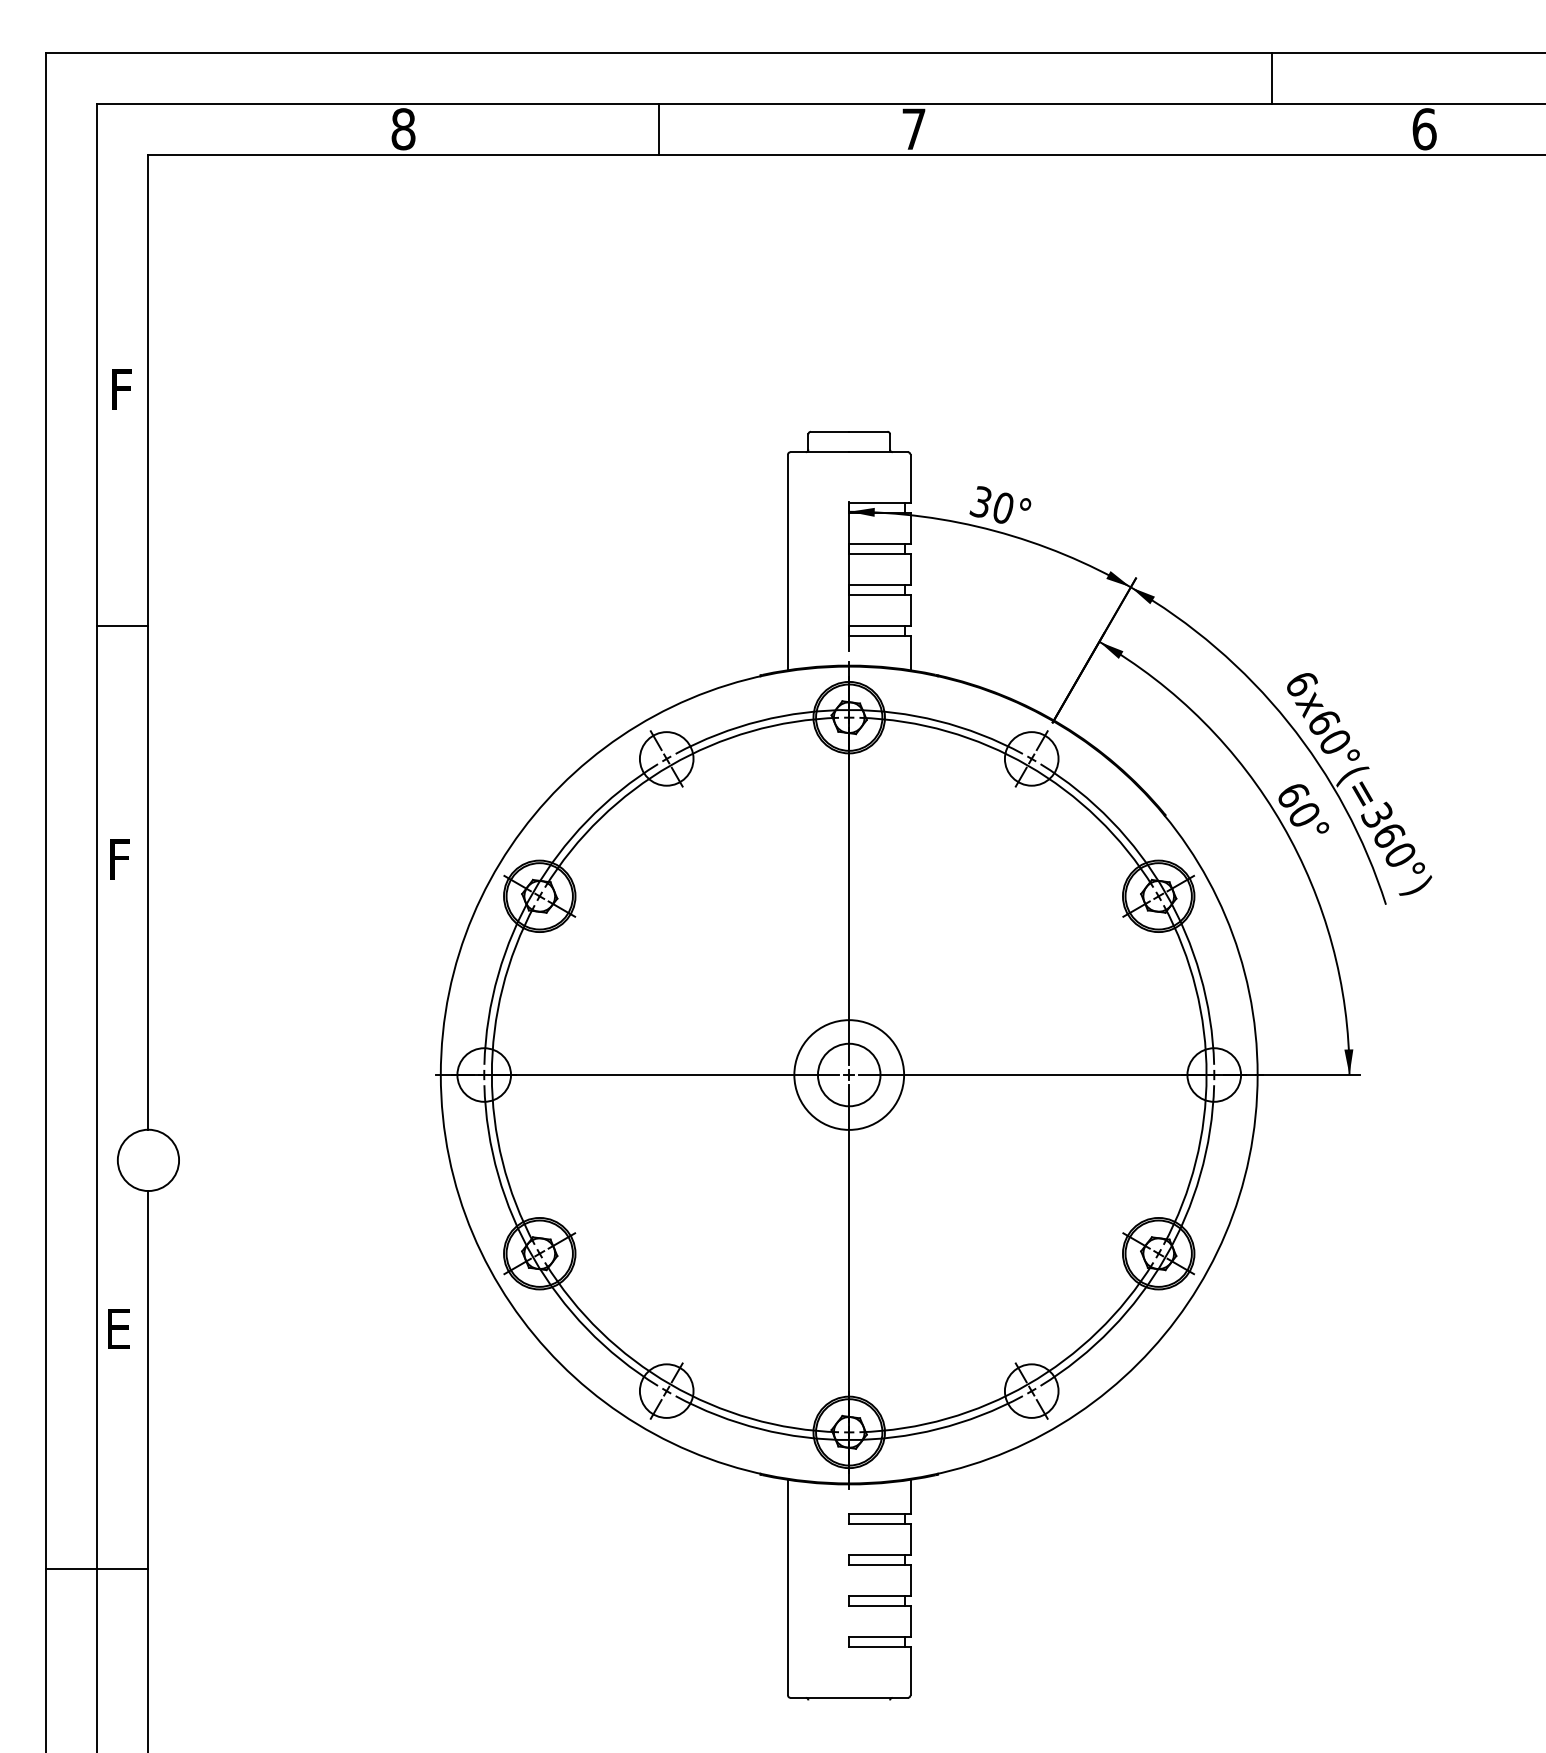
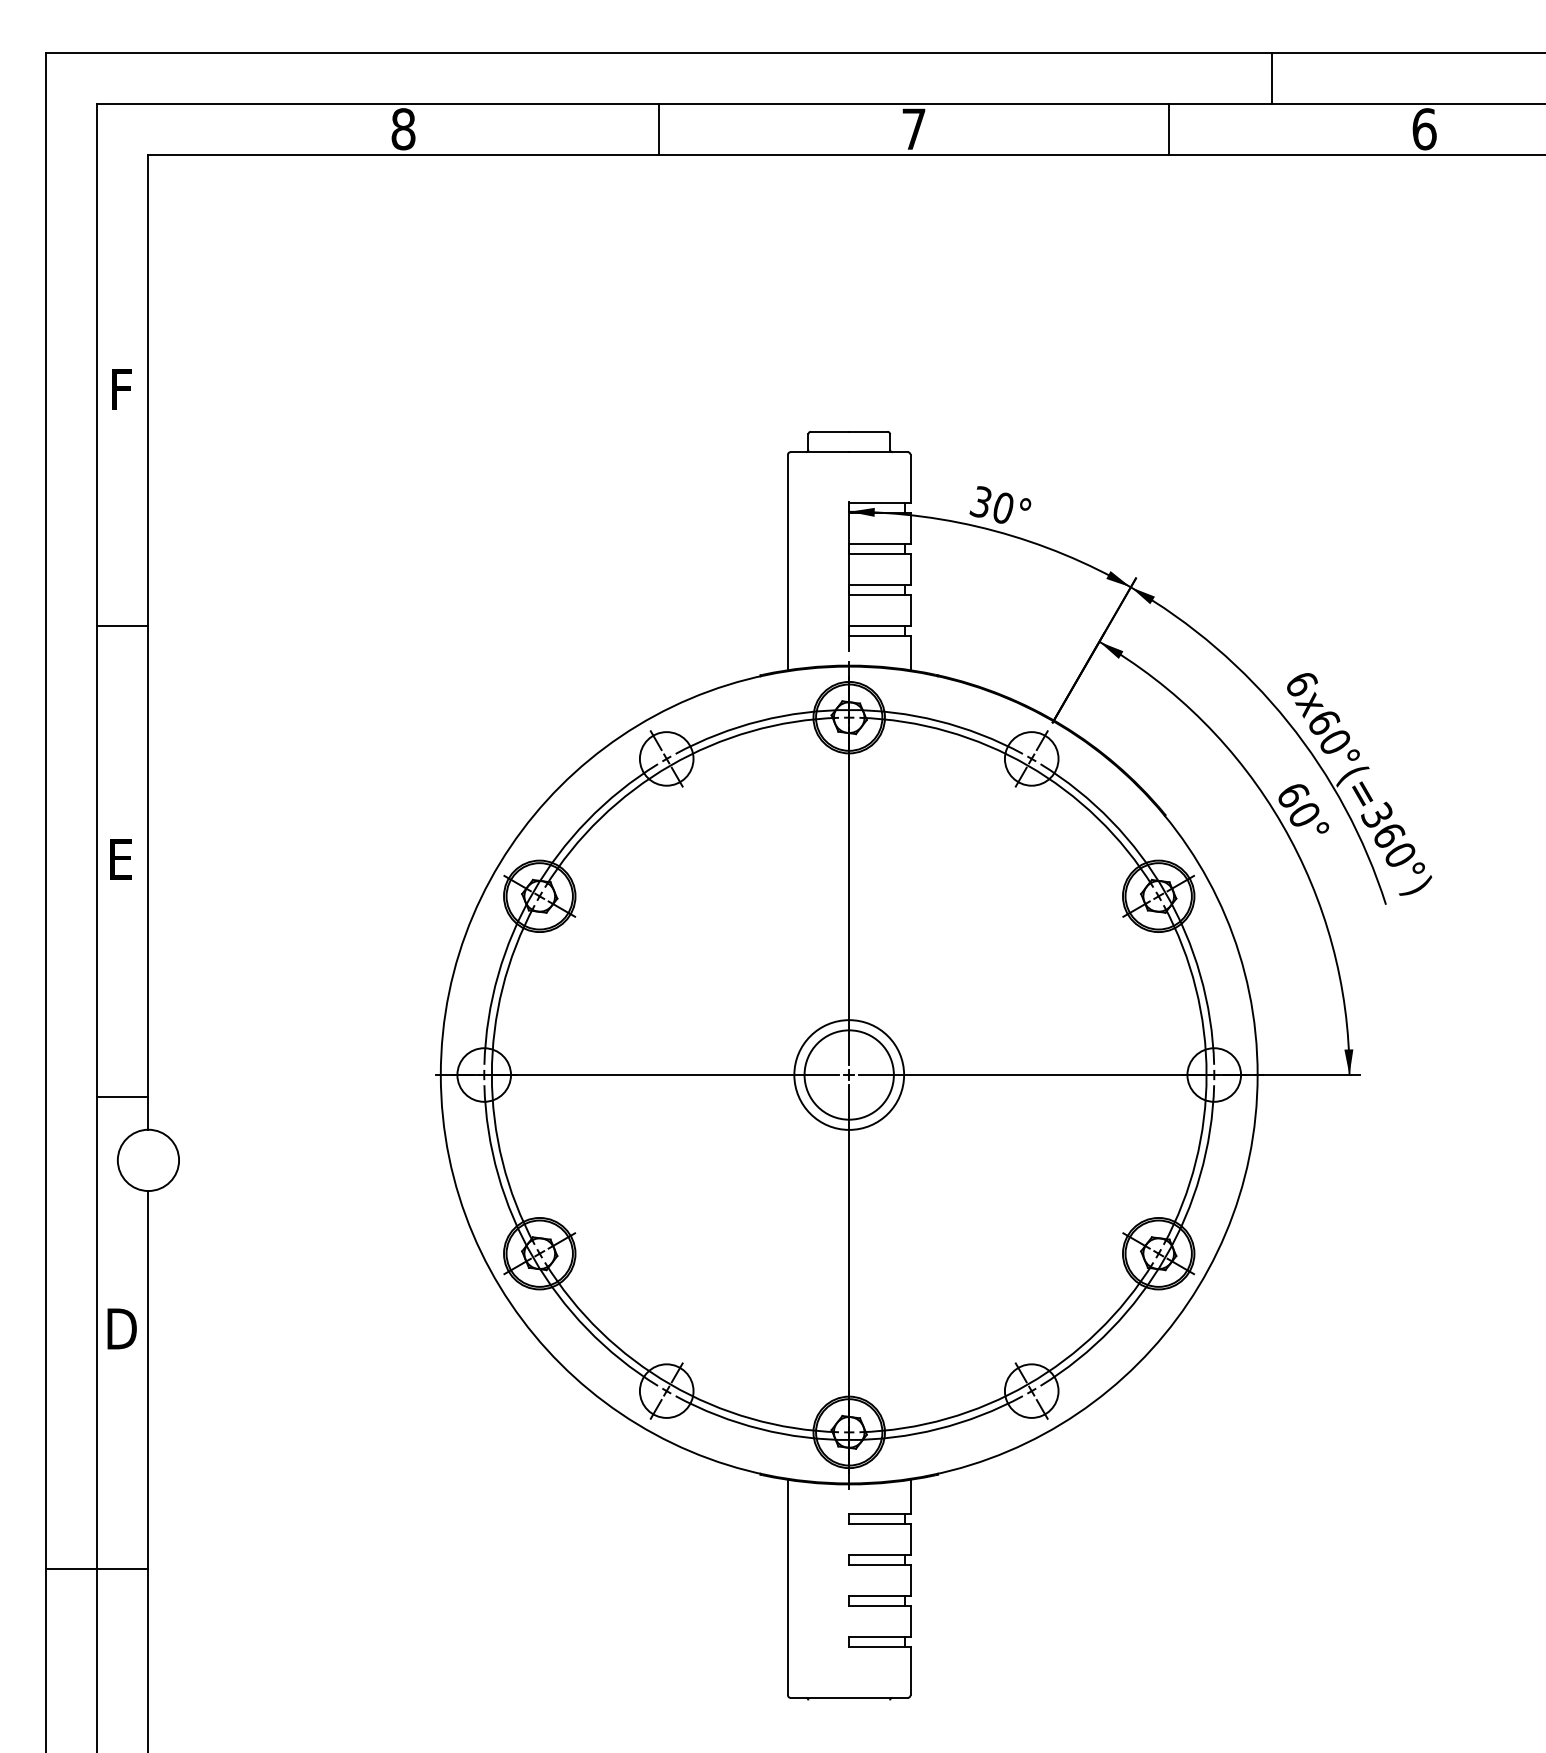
line: none -> present (1169, 128)
text: F -> E (123, 859)
circle diameter: 63 px -> 89 px (848, 1074)
line: none -> present (122, 1097)
text: E -> D (121, 1328)
